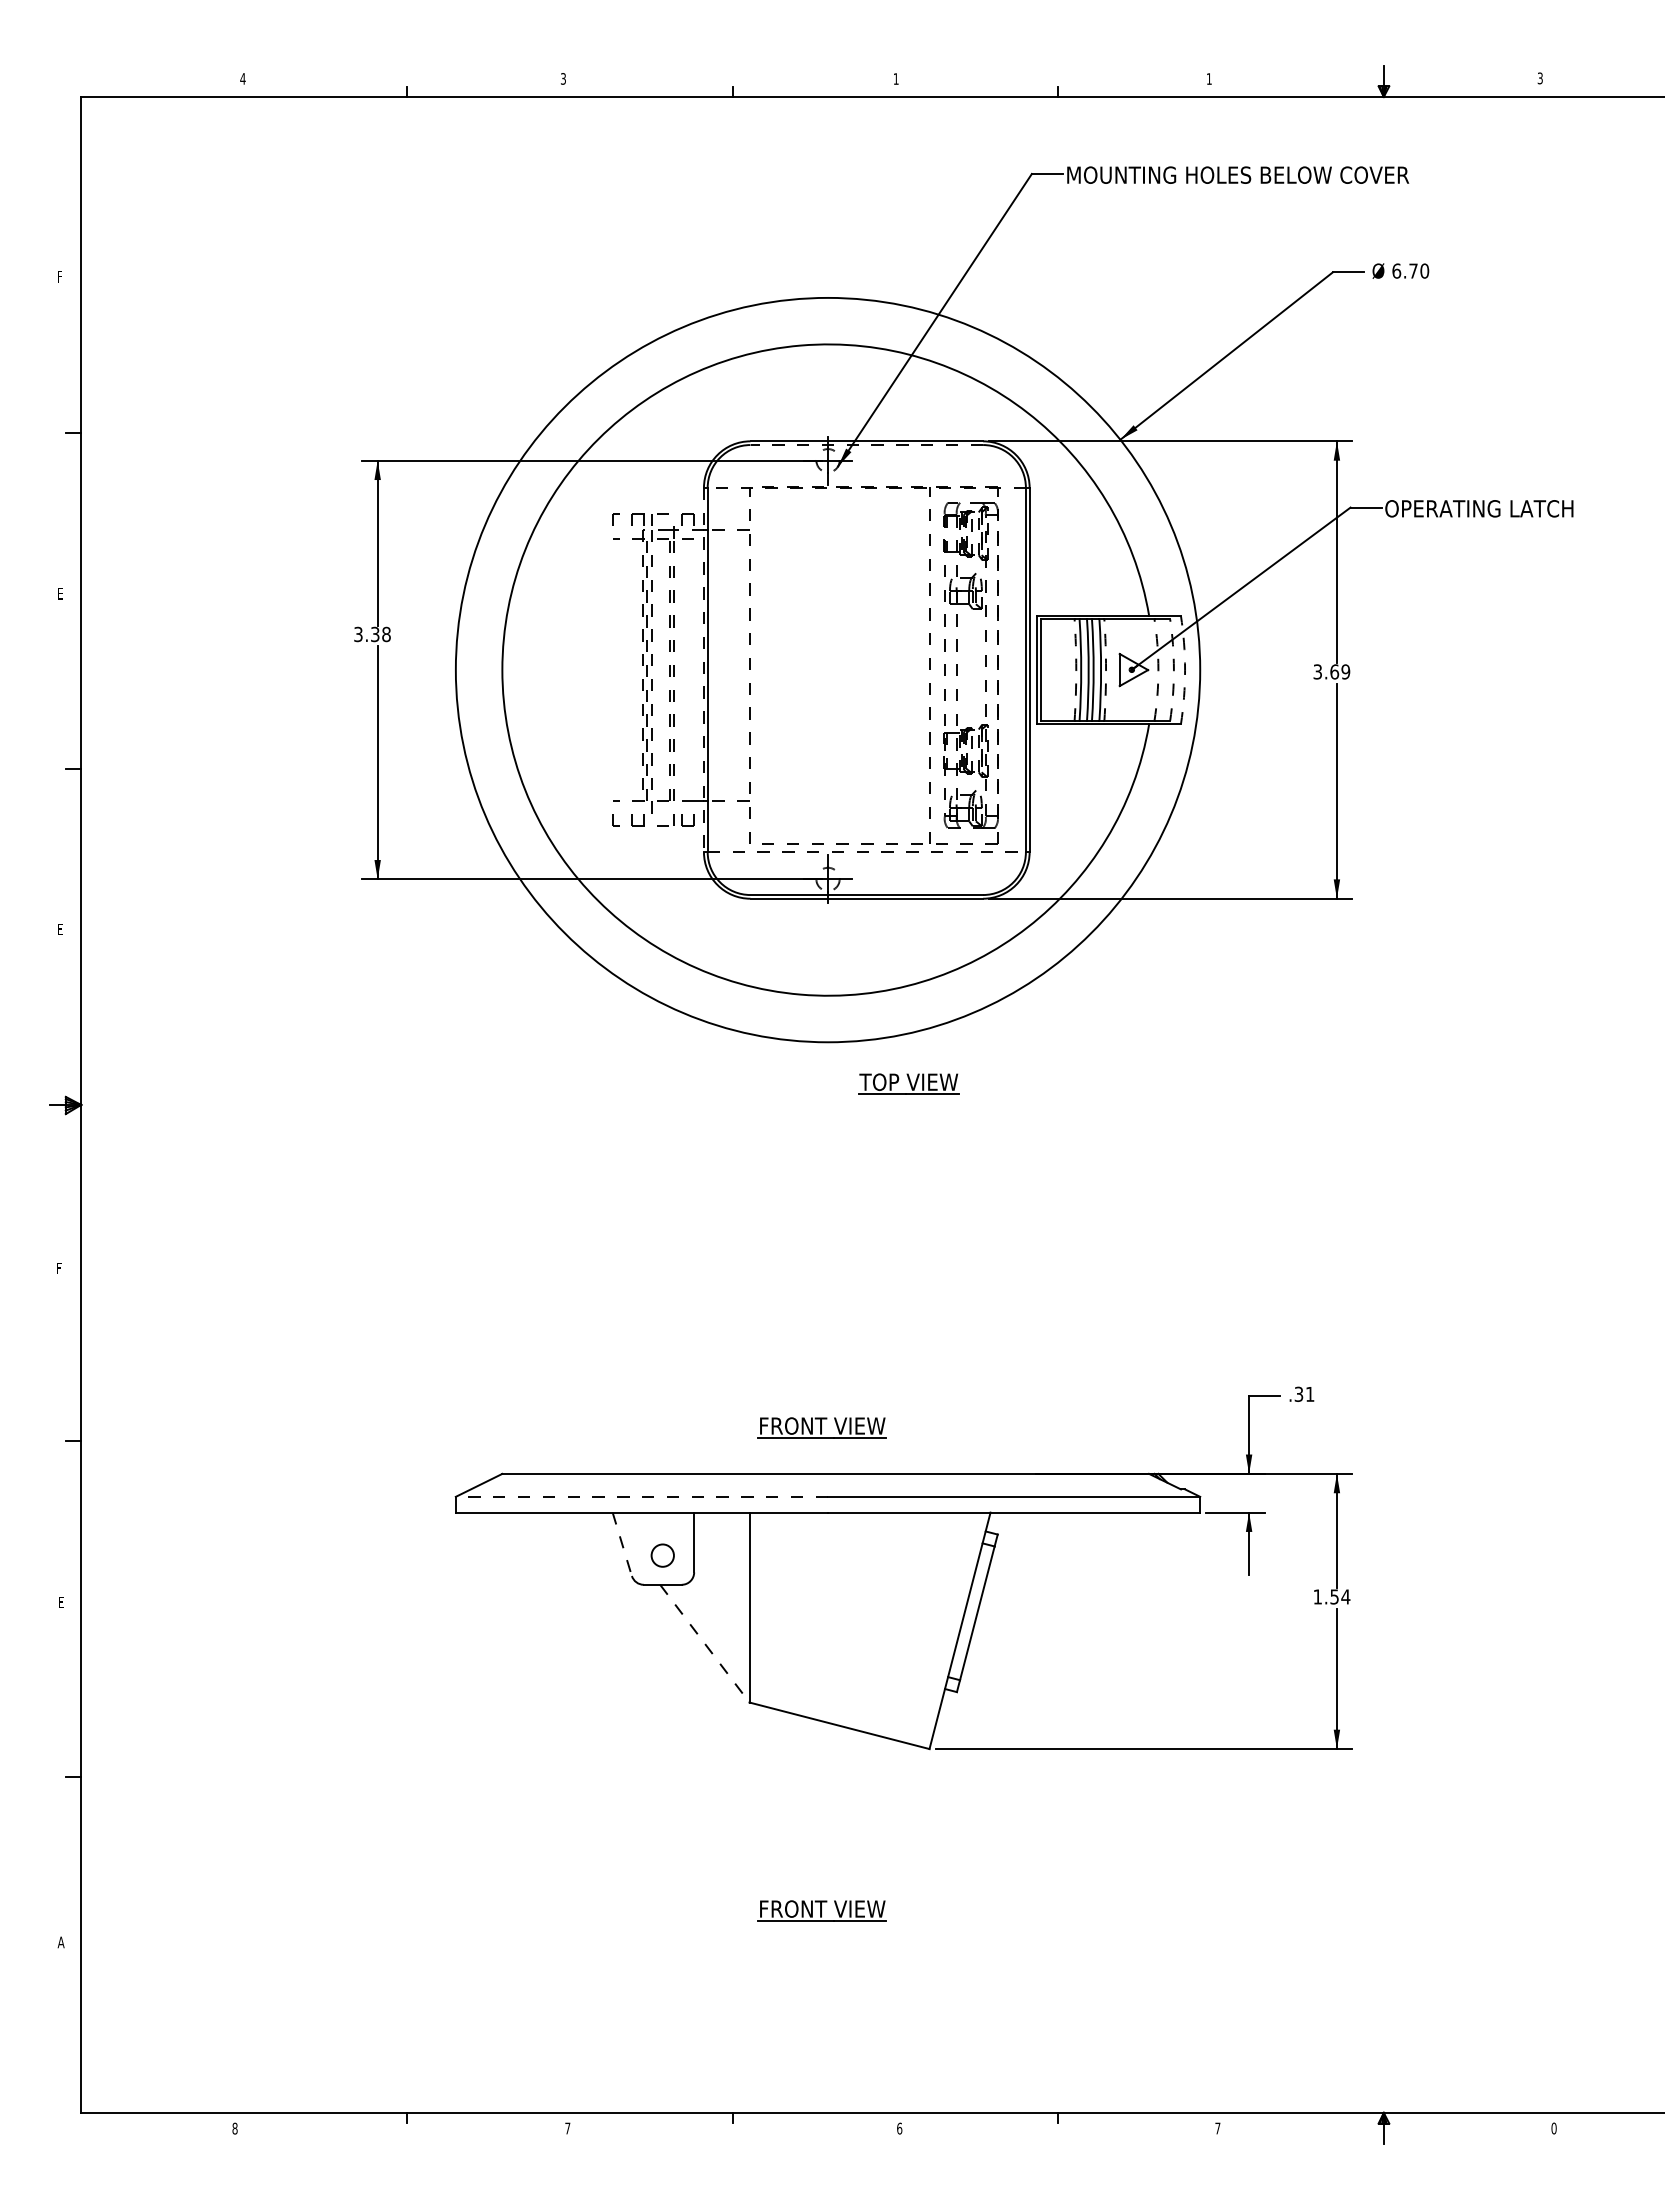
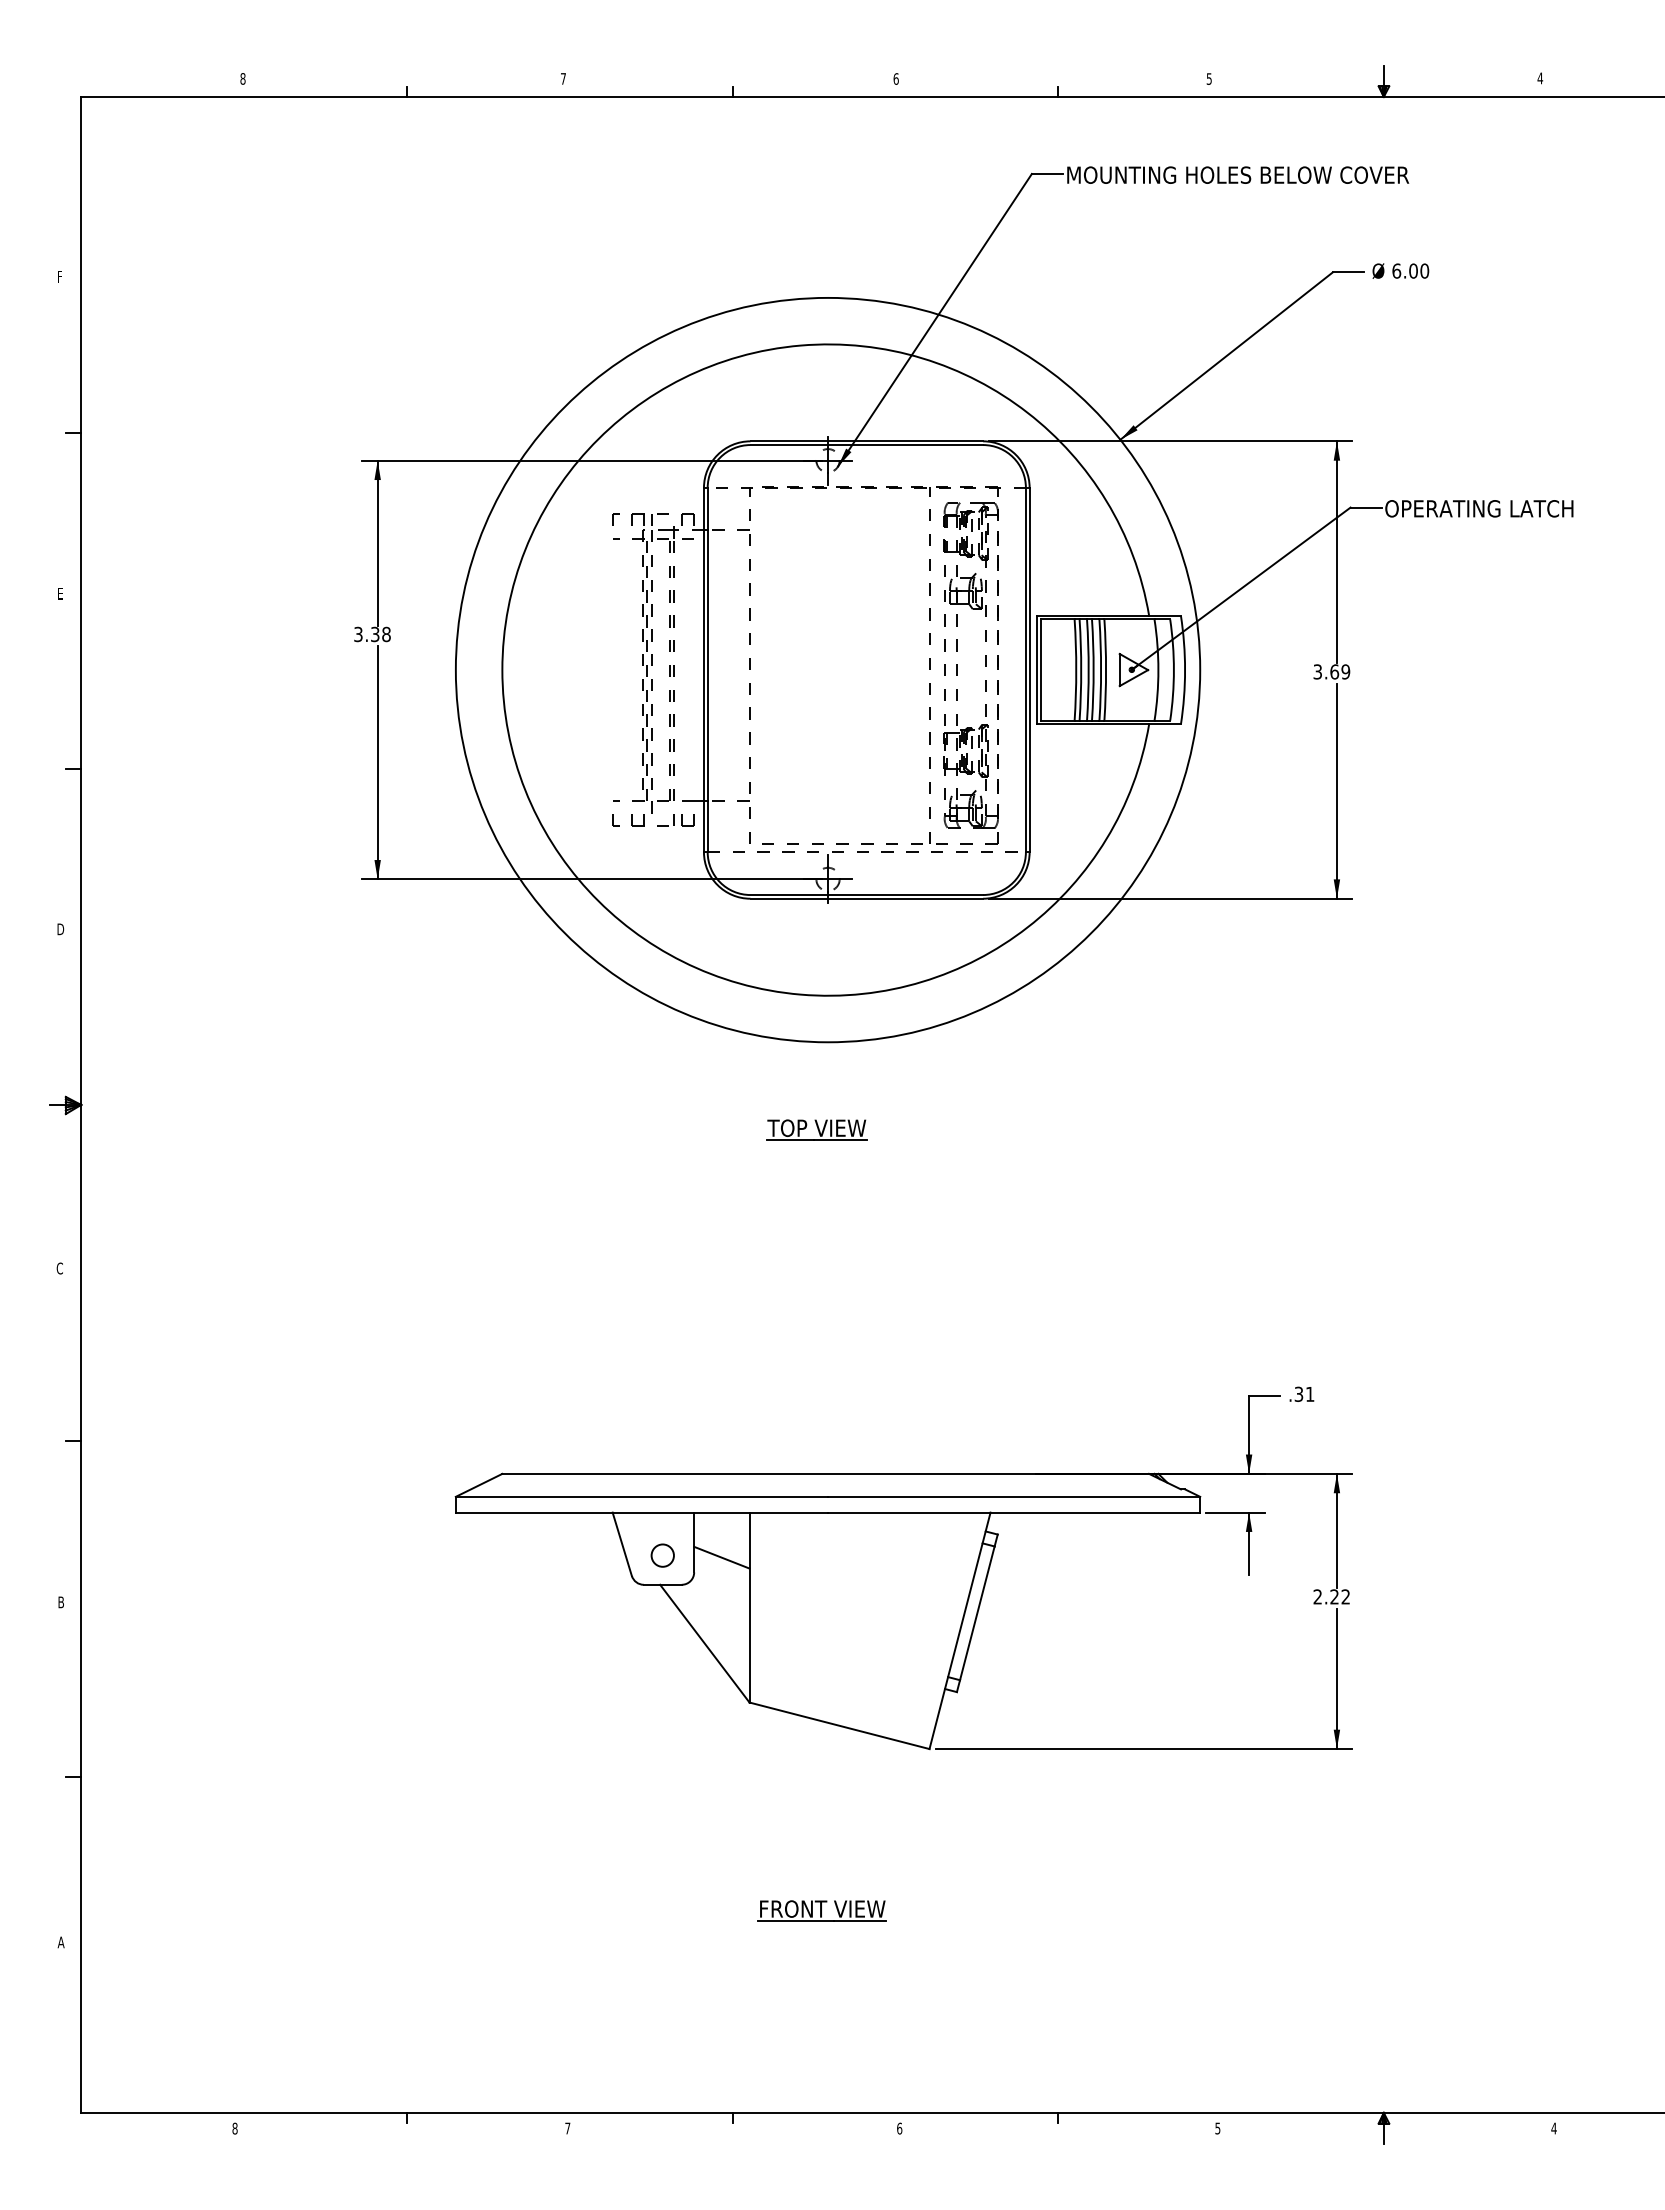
text: 4 -> 8 (242, 78)
text: 3 -> 7 (562, 78)
text: 1 -> 6 (895, 78)
text: 1 -> 5 (1208, 78)
text: 3 -> 4 (1540, 78)
text: 6.70 -> 6.00 (1413, 270)
line: dashed -> solid (866, 445)
line: dashed -> solid (703, 670)
arc: dashed -> solid (1076, 670)
arc: dashed -> solid (1106, 670)
arc: dashed -> solid (1158, 670)
arc: dashed -> solid (1173, 670)
arc: dashed -> solid (1185, 670)
text: E -> D (60, 929)
part position: (908, 1083) -> (816, 1129) (816, 1129)
text: F -> C (59, 1268)
part: present -> none (821, 1427)
line: dashed -> solid (641, 1496)
line: dashed -> solid (622, 1544)
line: none -> present (721, 1557)
text: 1.54 -> 2.22 (1331, 1596)
text: E -> B (60, 1602)
line: dashed -> solid (704, 1643)
text: 7 -> 5 (1217, 2128)
text: 0 -> 4 (1553, 2128)
